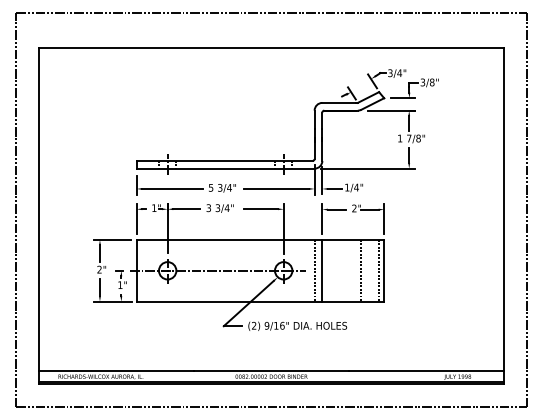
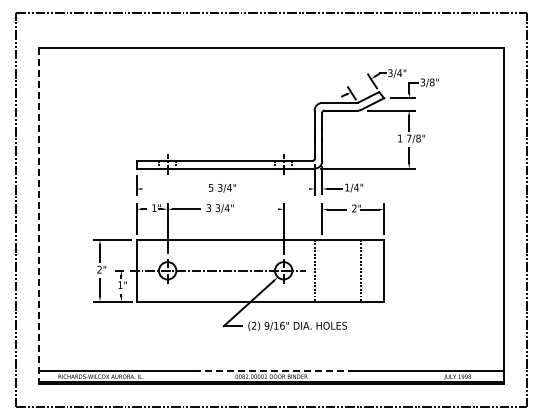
line: present -> none (172, 188)
line: present -> none (276, 188)
line: present -> none (261, 209)
line: solid -> dashed (39, 216)
line: present -> none (322, 270)
line: present -> none (379, 270)
line: solid -> dashed (271, 370)
